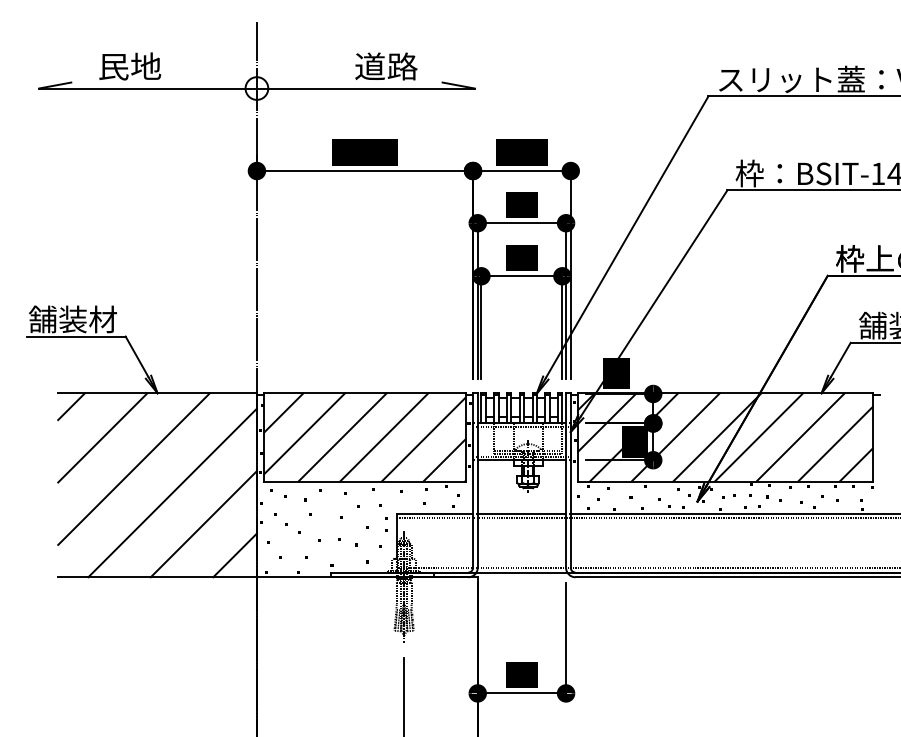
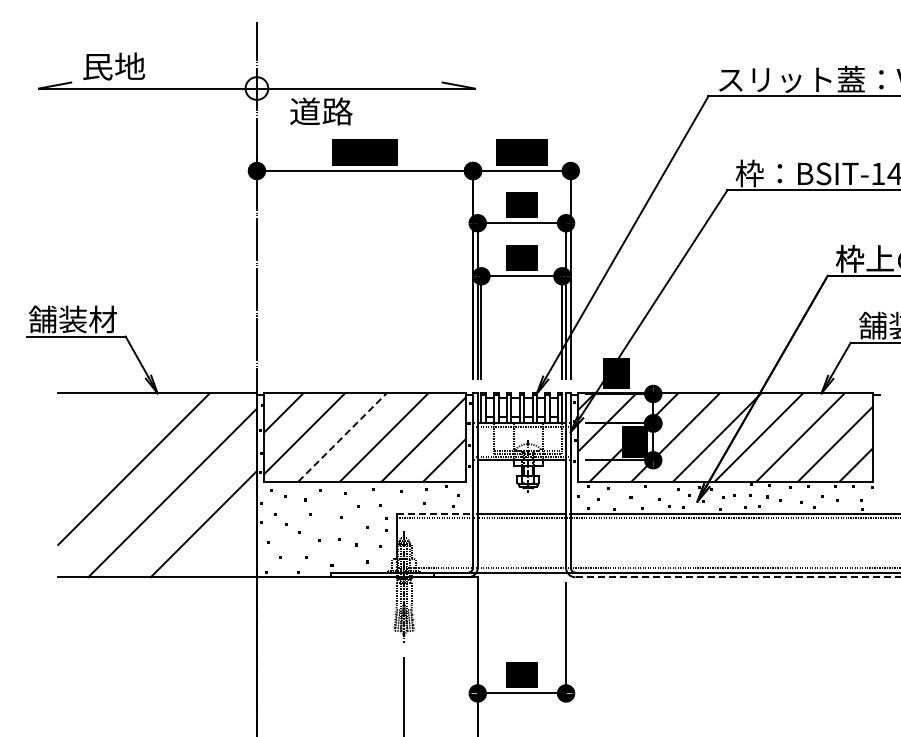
text position: (130, 66) -> (114, 66) (114, 66)
text position: (386, 66) -> (321, 111) (321, 111)
line: present -> none (71, 406)
line: present -> none (102, 437)
line: solid -> dashed (342, 437)
line: solid -> dashed (435, 513)
line: present -> none (234, 555)
line: solid -> dashed (738, 577)
